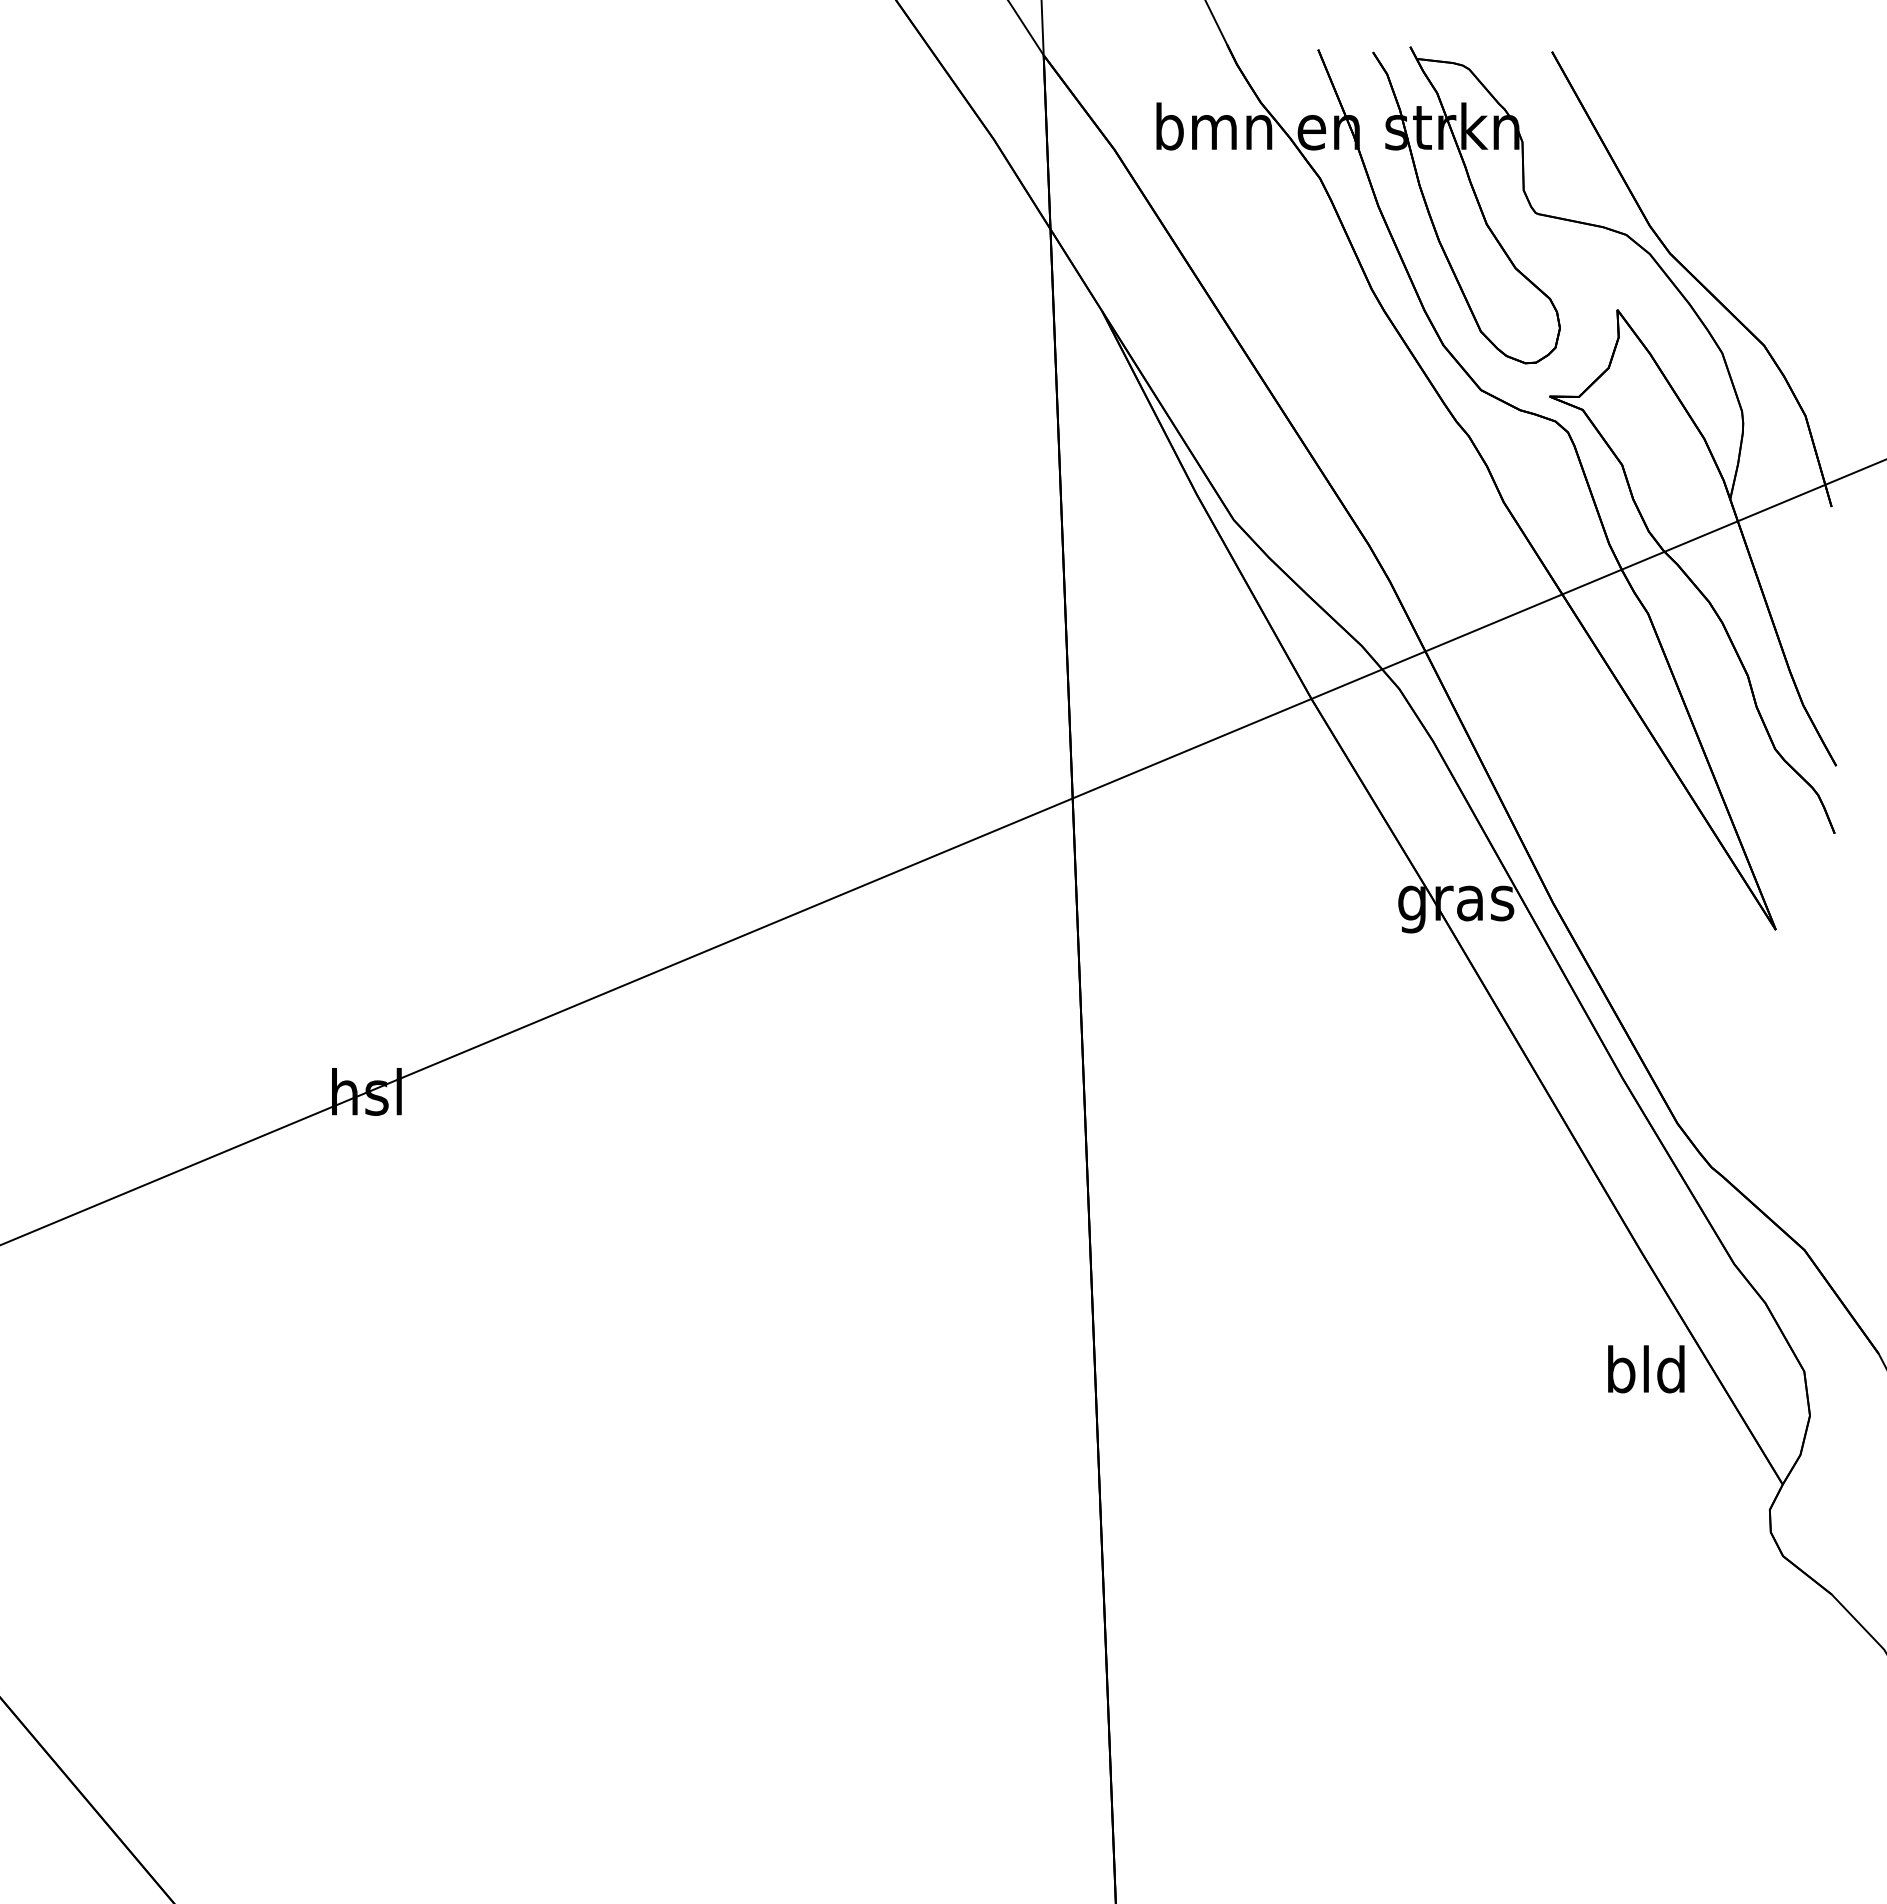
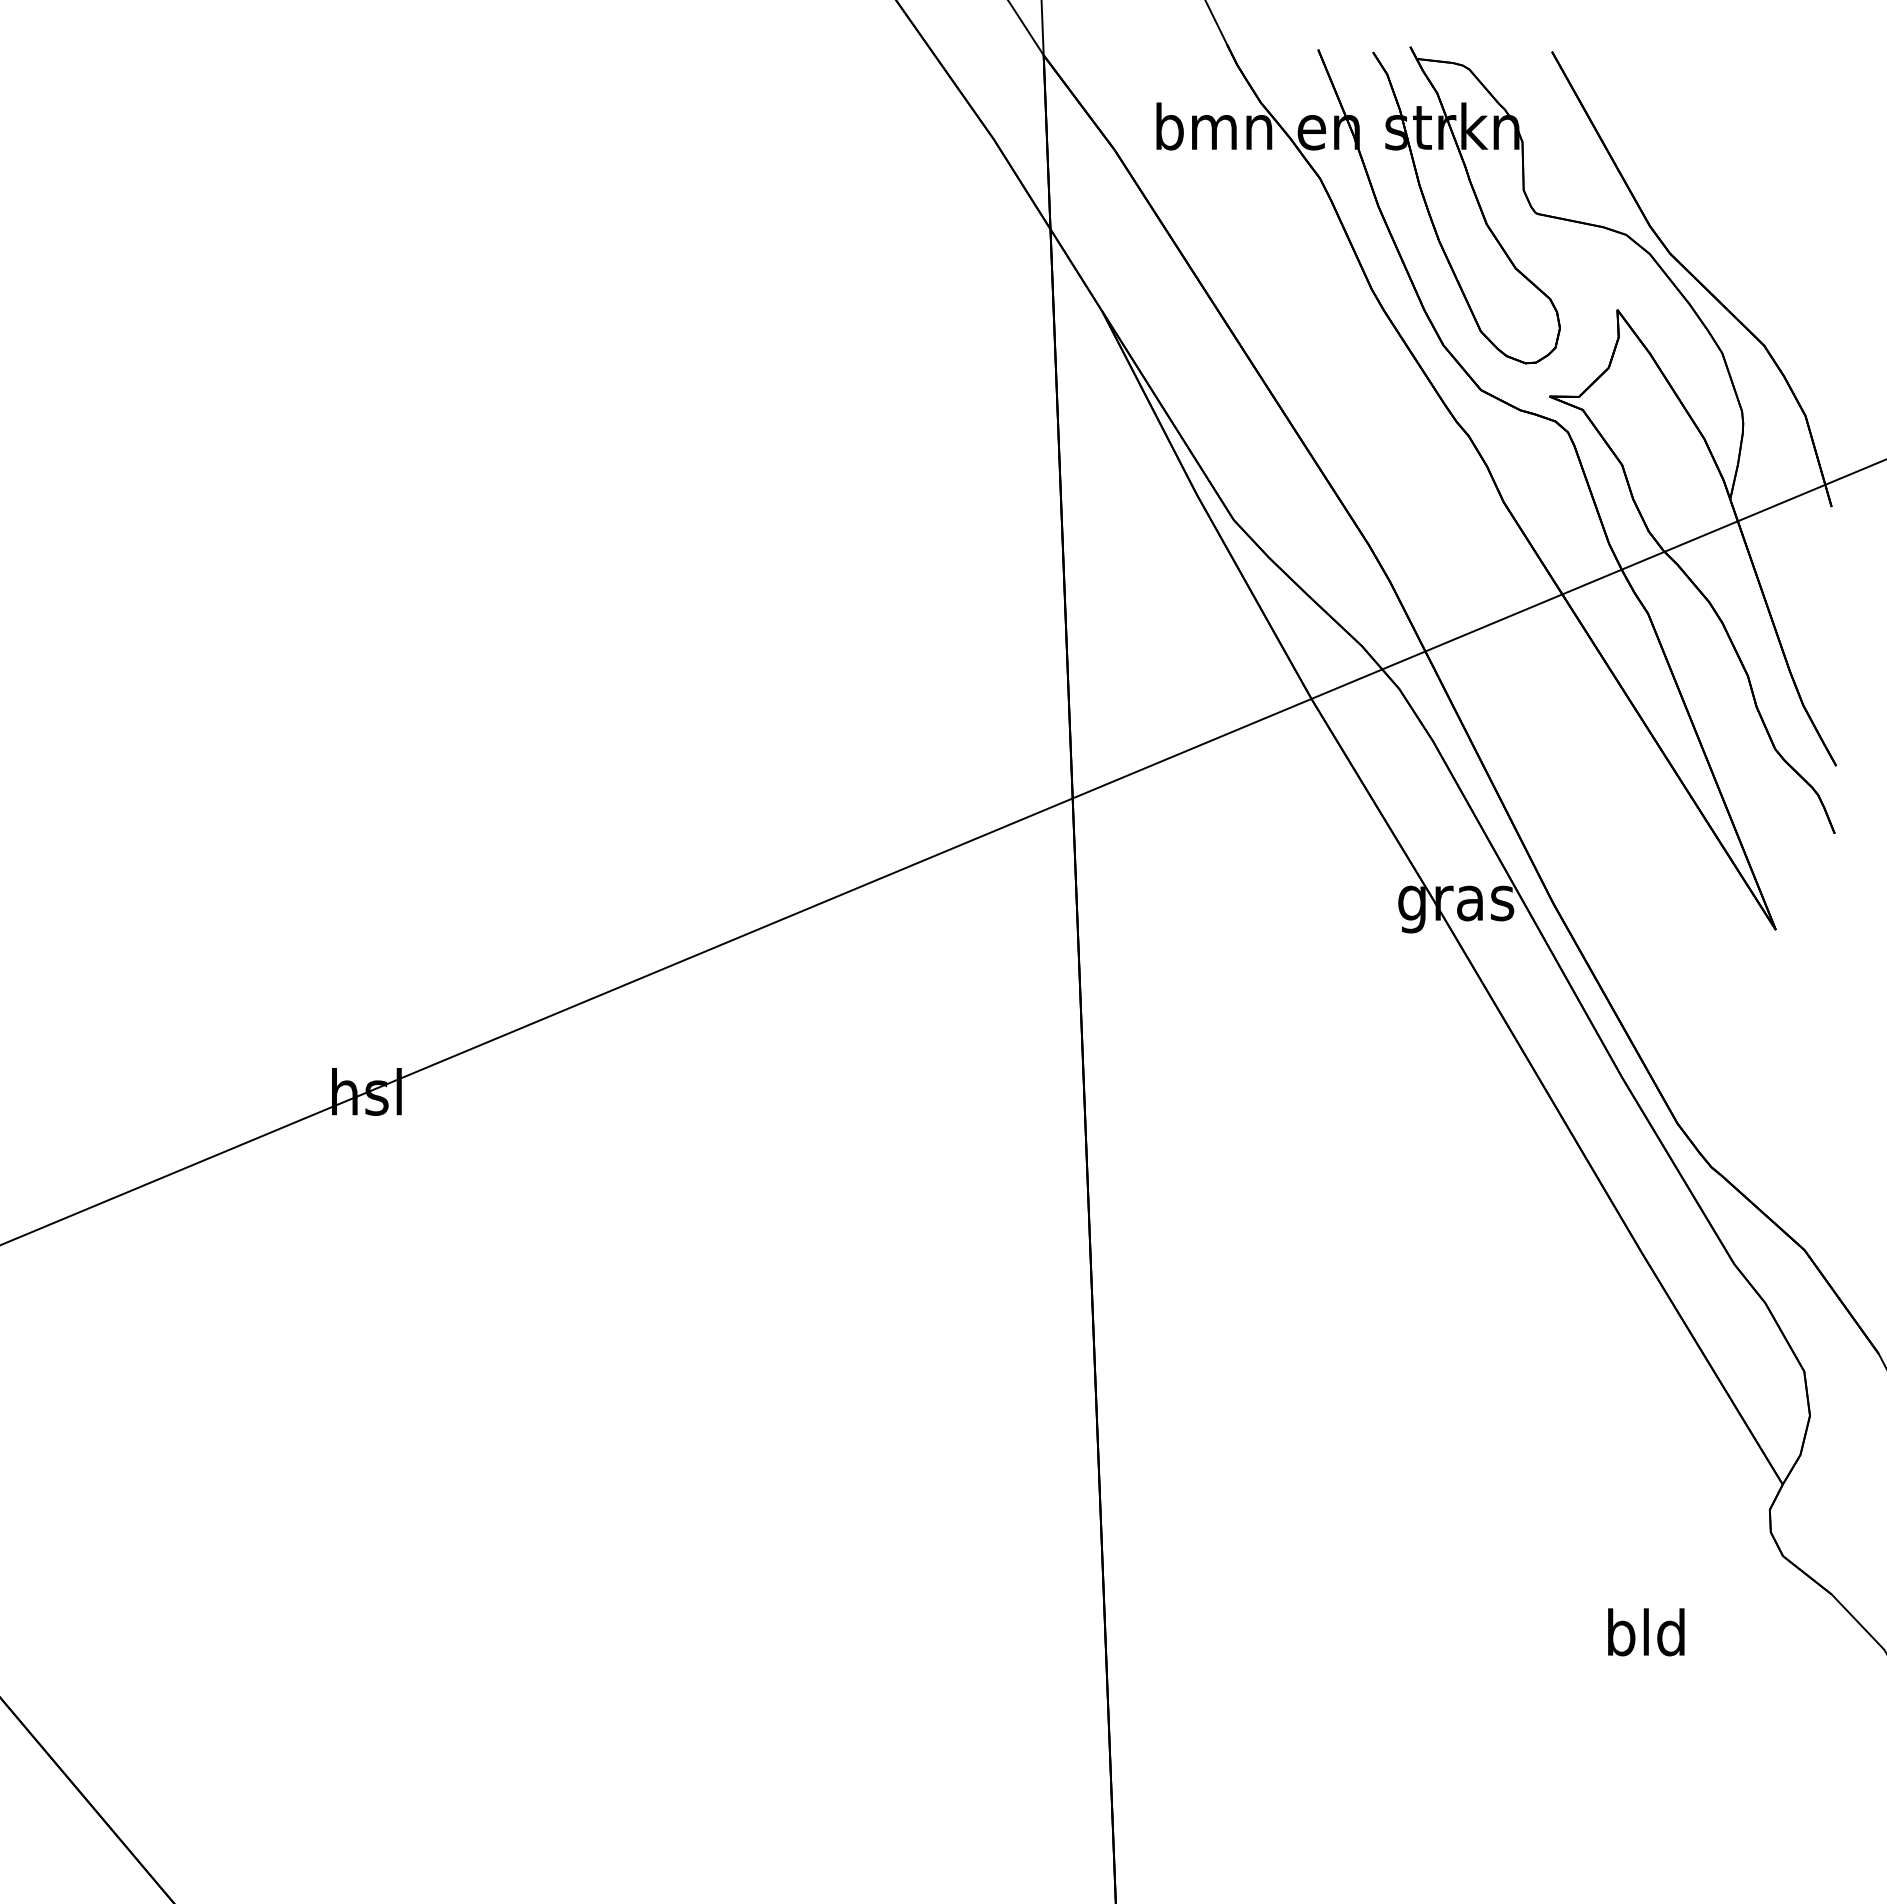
text position: (1646, 1369) -> (1646, 1632) (1646, 1632)
